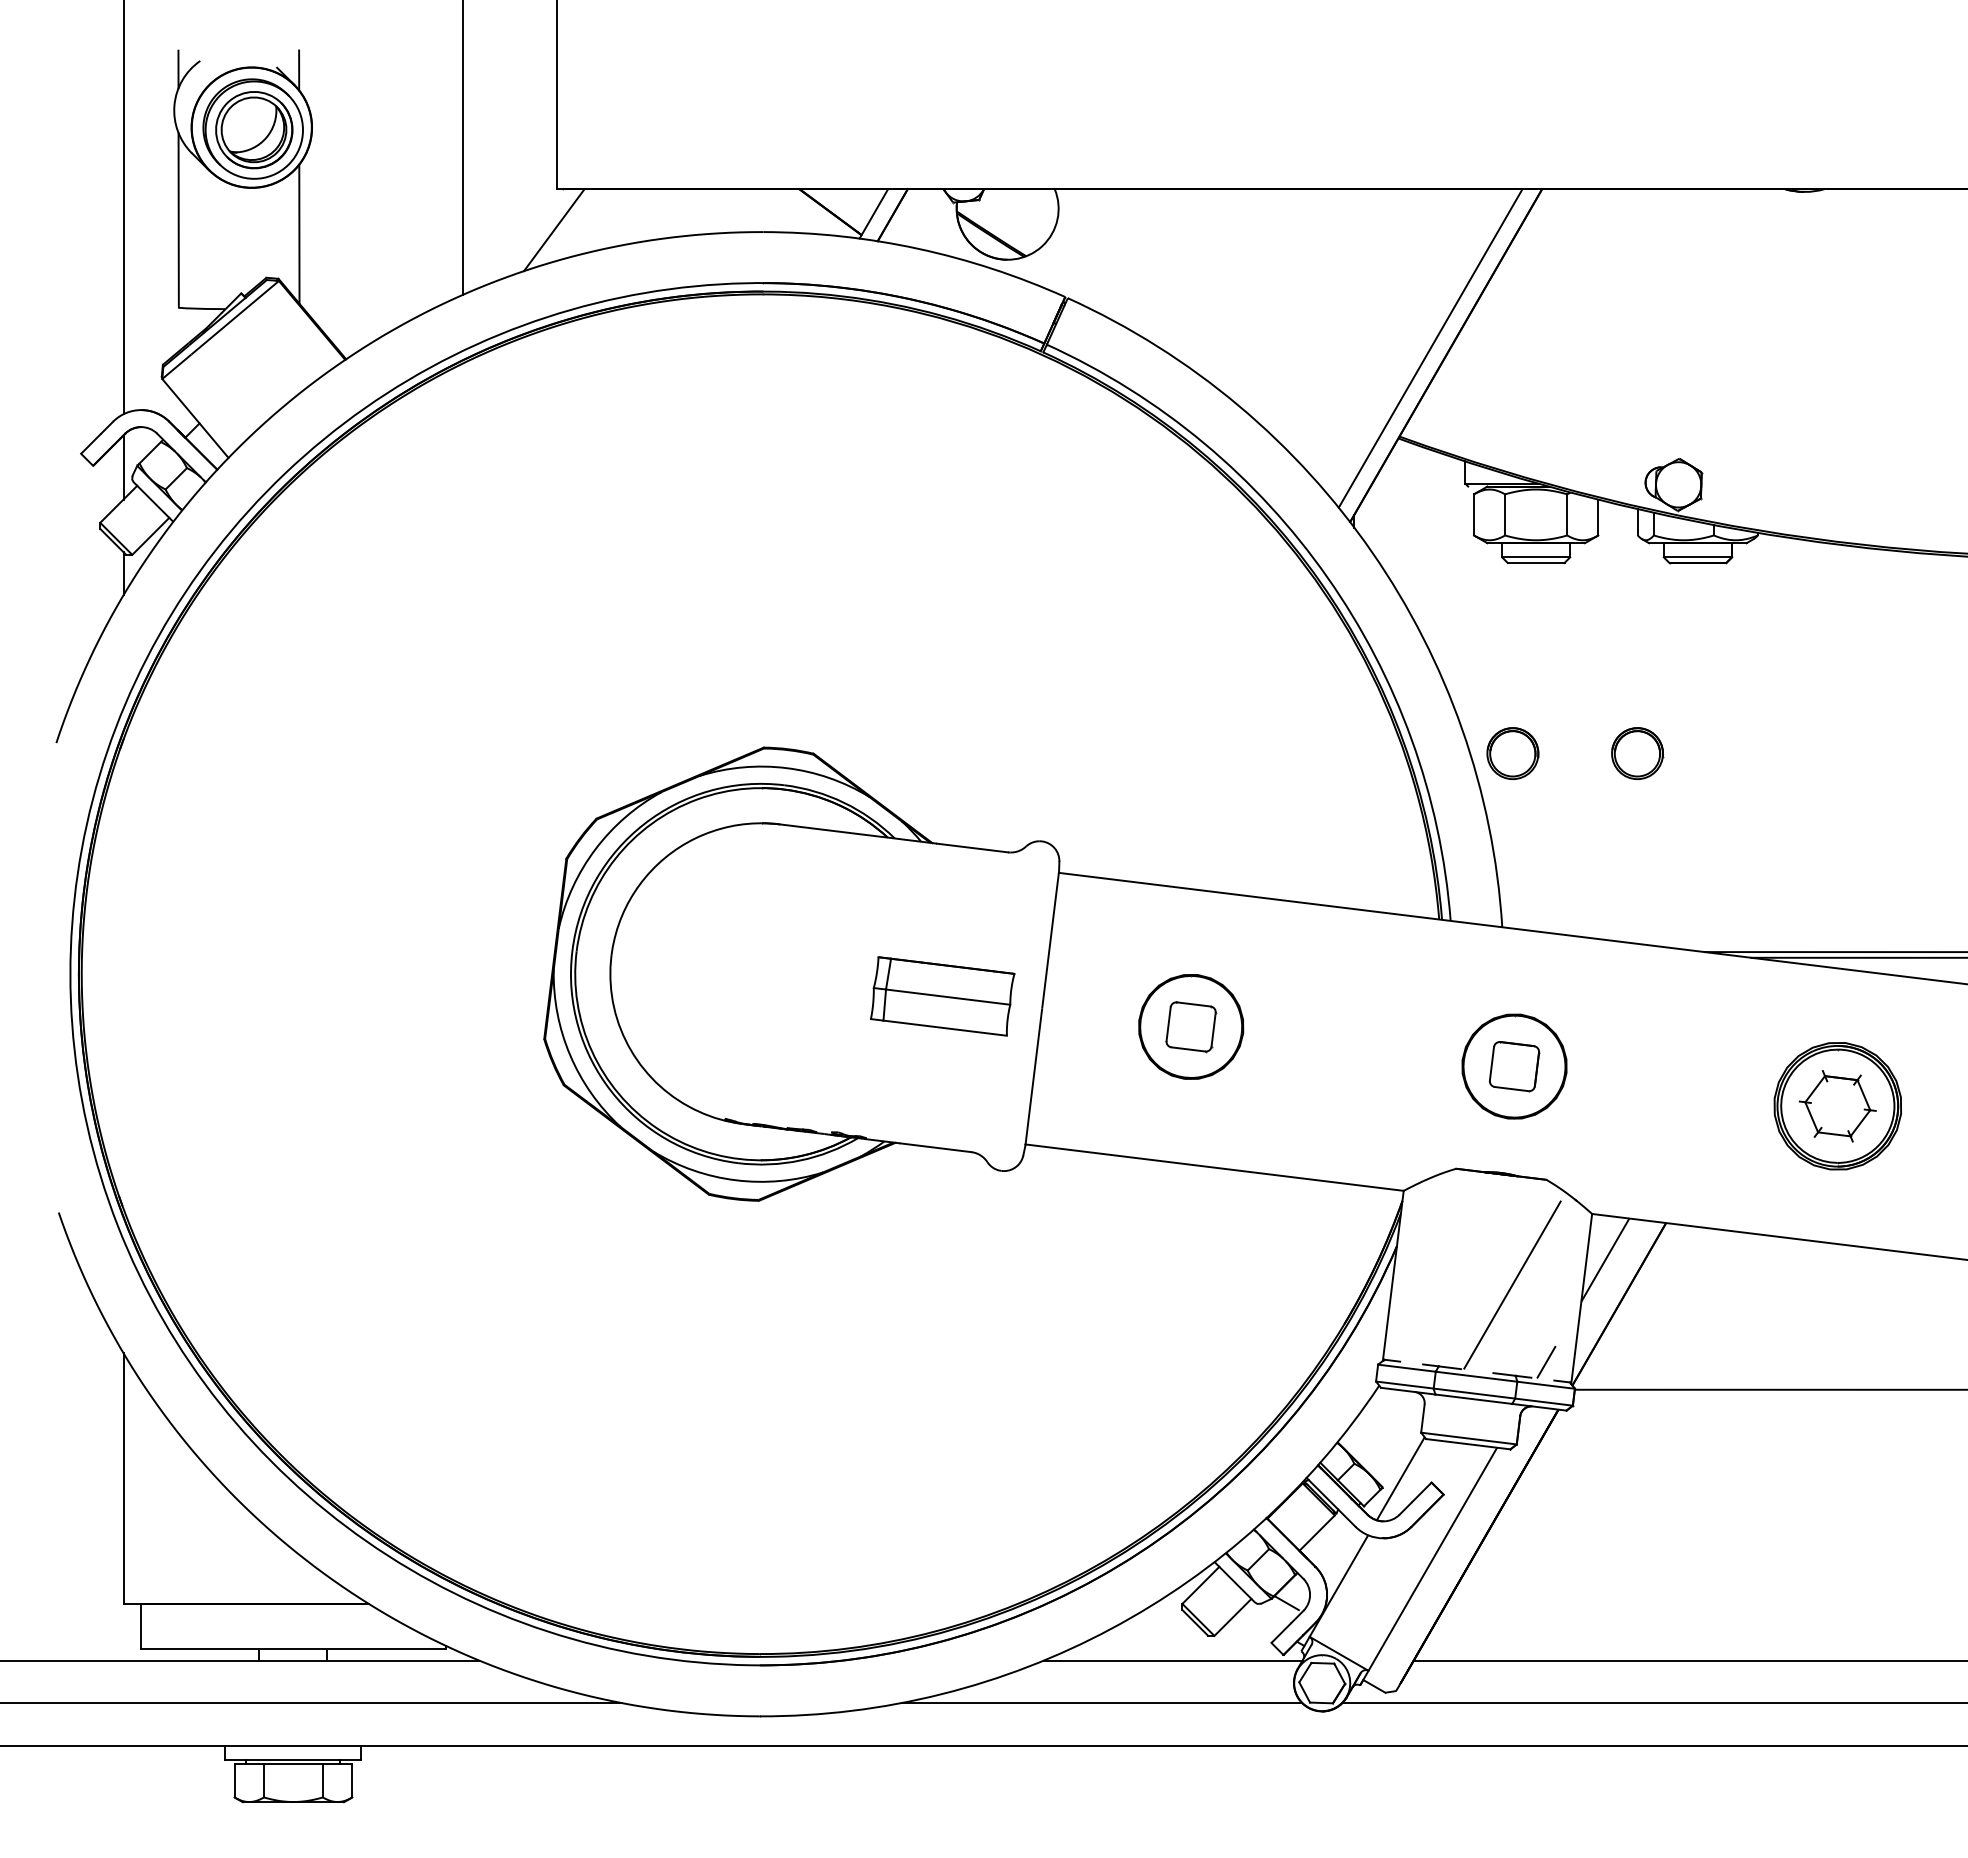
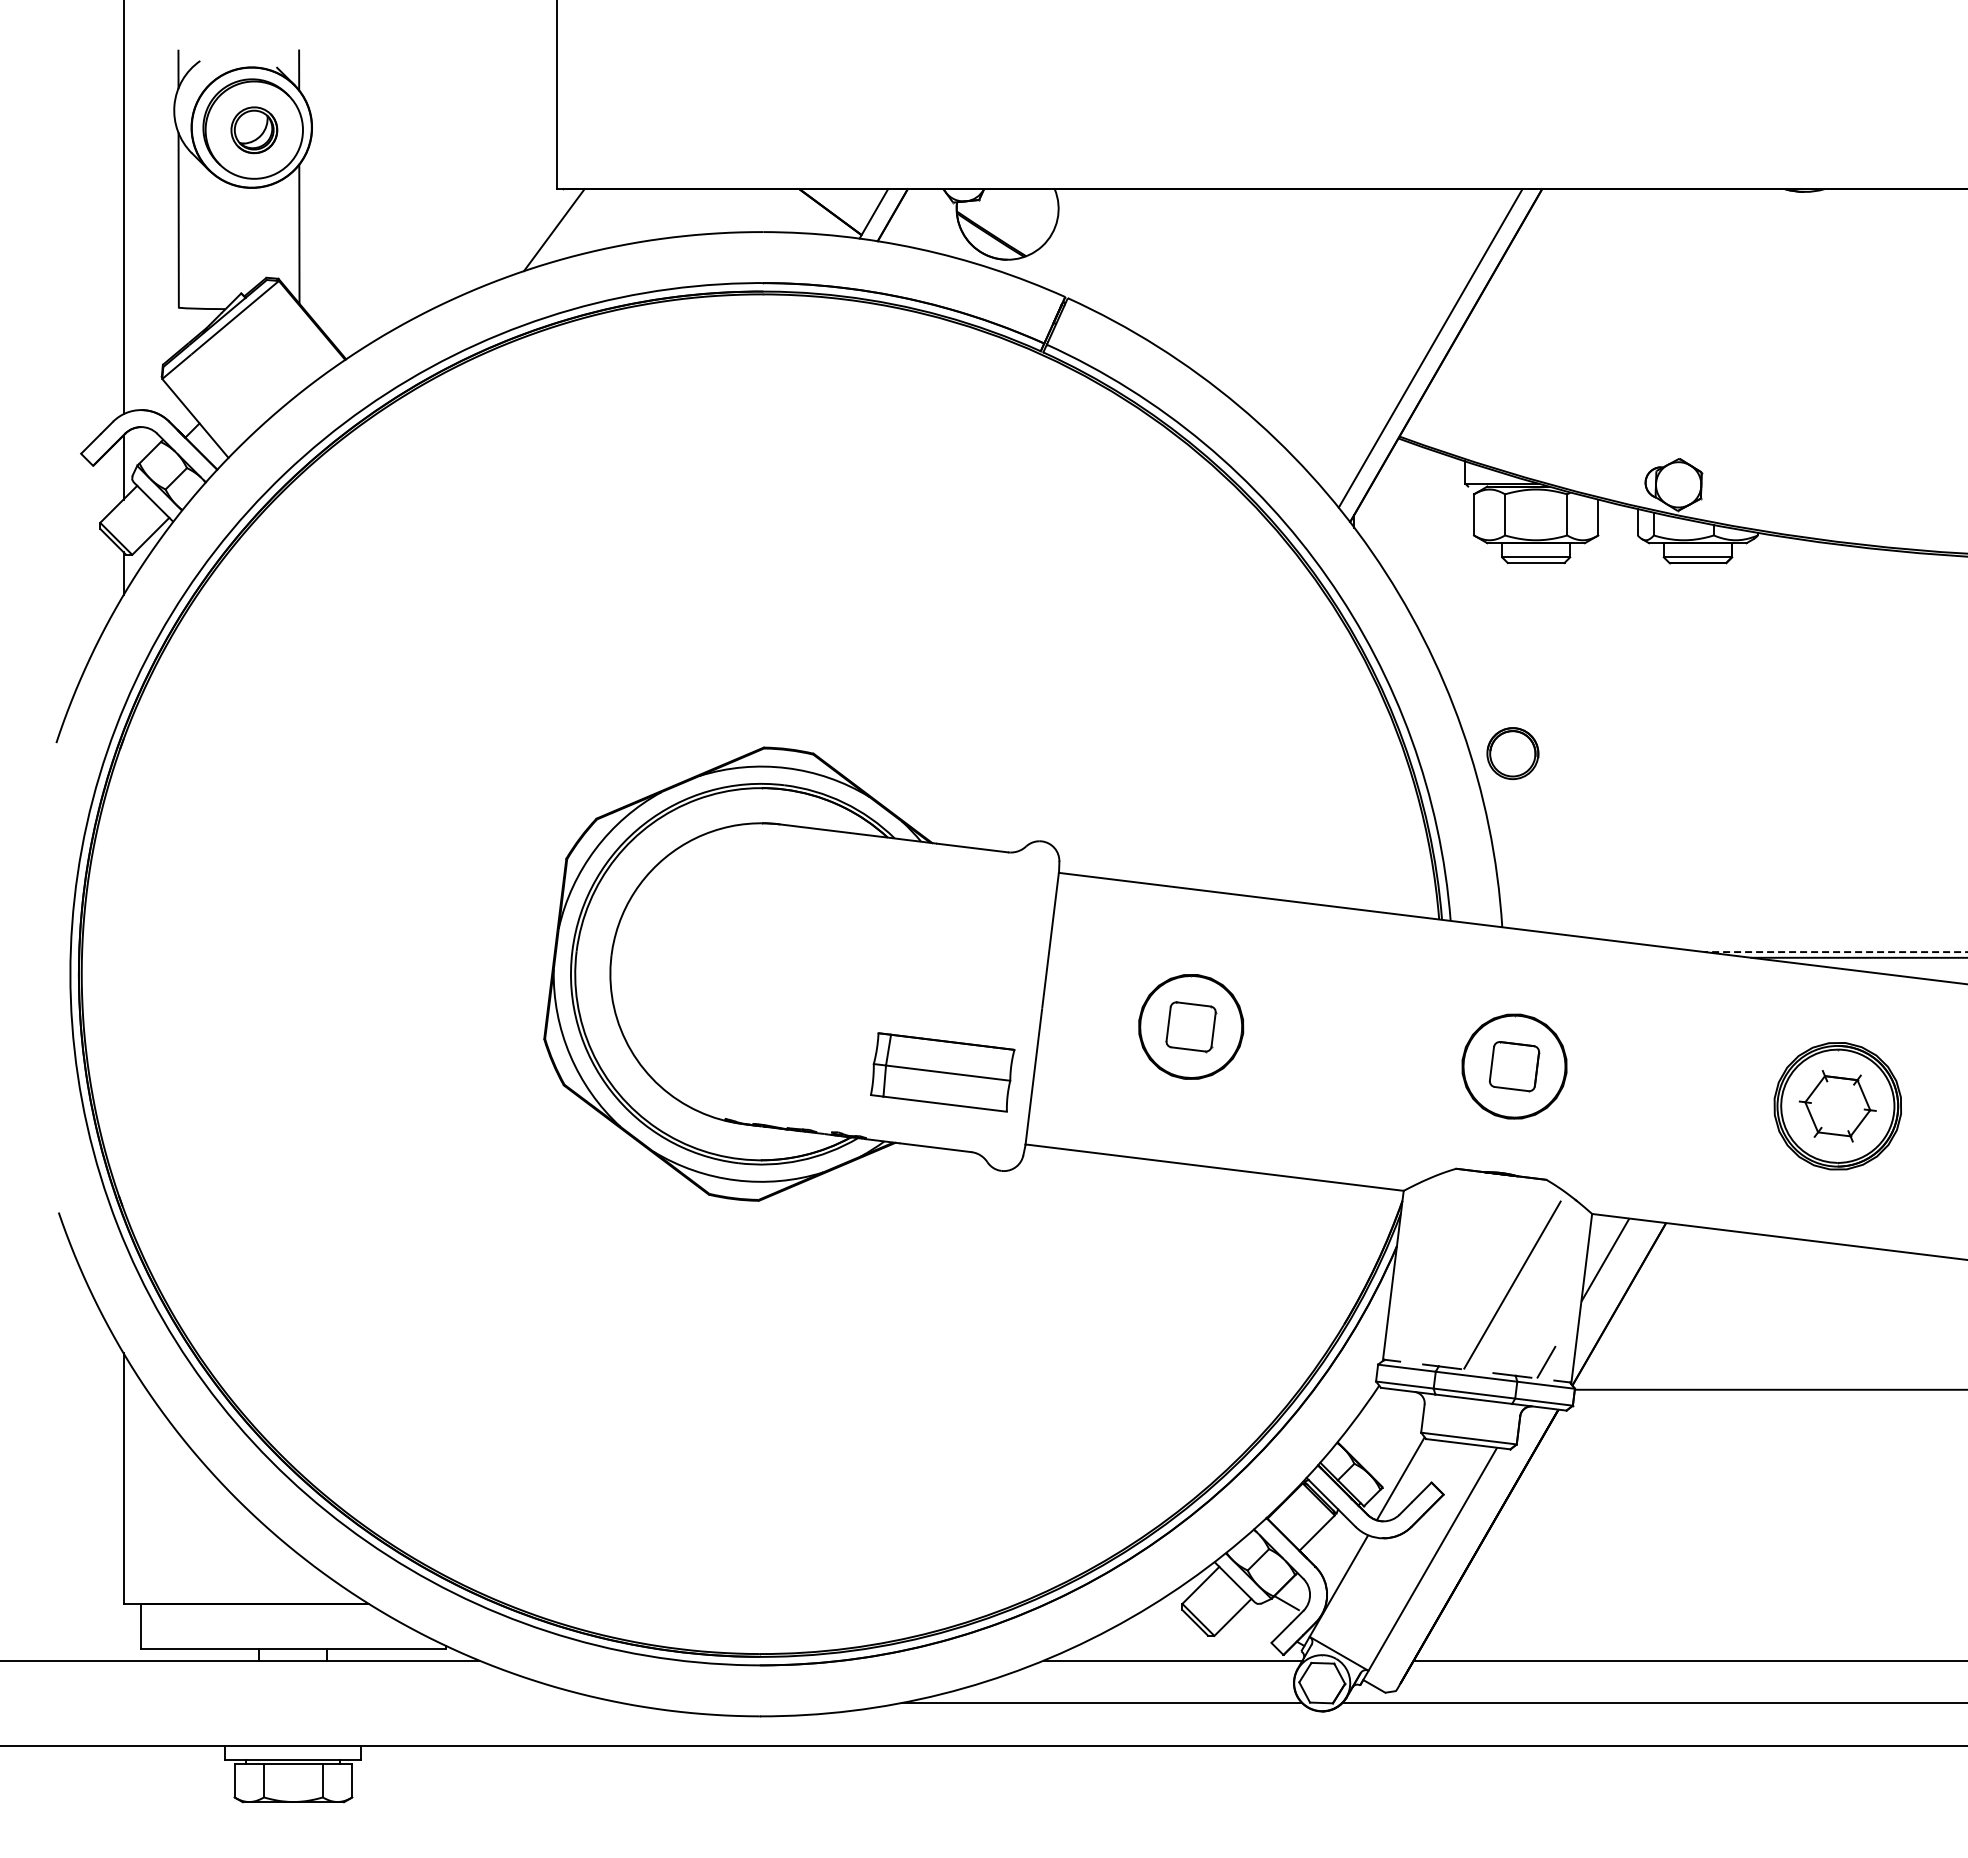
part size: 79x79 px -> 49x49 px (254, 130)
line: present -> none (463, 148)
part: present -> none (1637, 753)
line: solid -> dashed (1835, 952)
part position: (942, 996) -> (942, 1072) (942, 1072)
line: present -> none (311, 1703)
